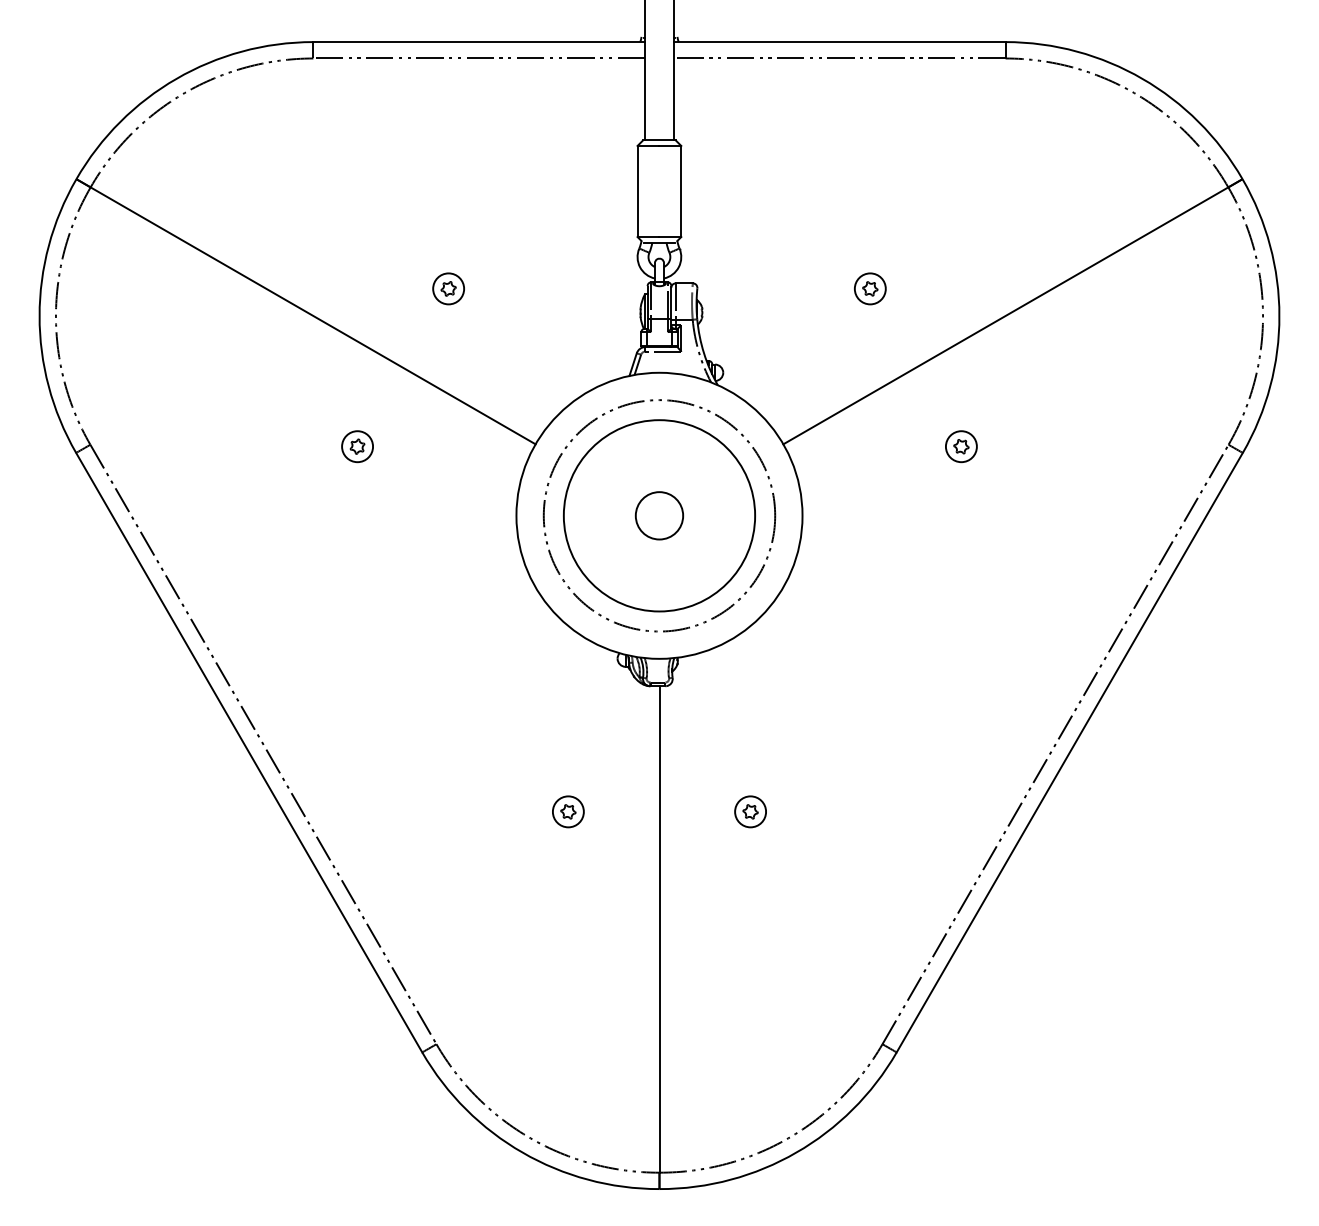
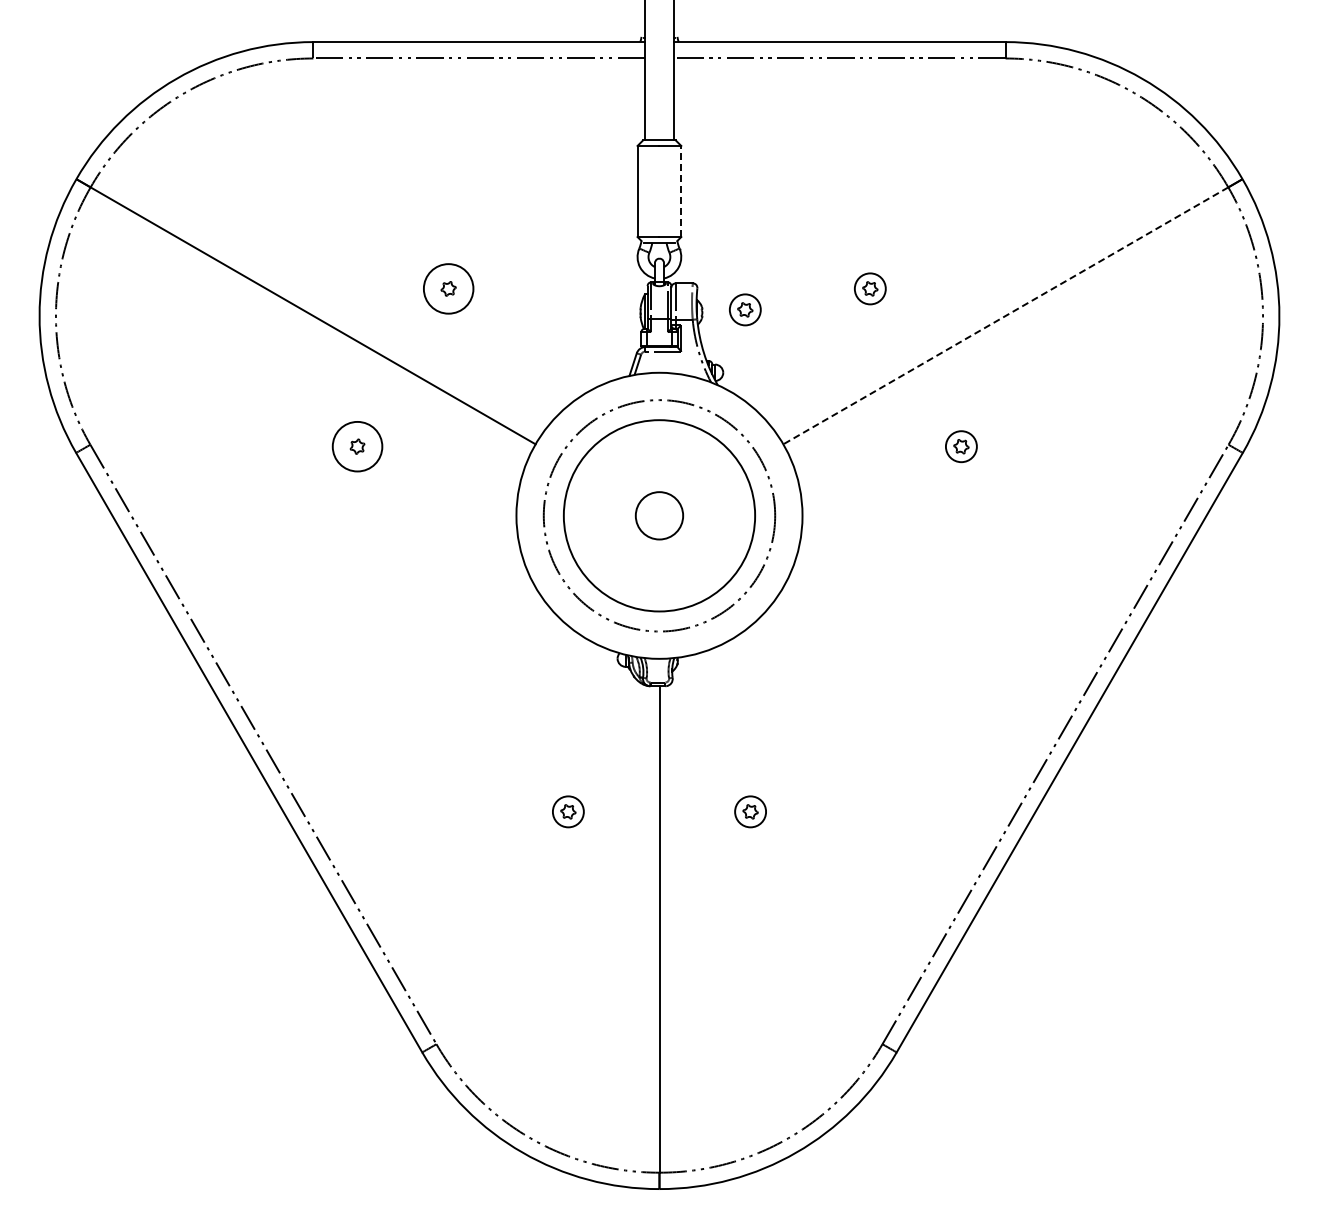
line: solid -> dashed (681, 191)
circle diameter: 31 px -> 50 px (448, 288)
part: none -> present (745, 309)
line: solid -> dashed (1005, 315)
circle diameter: 31 px -> 50 px (357, 446)
